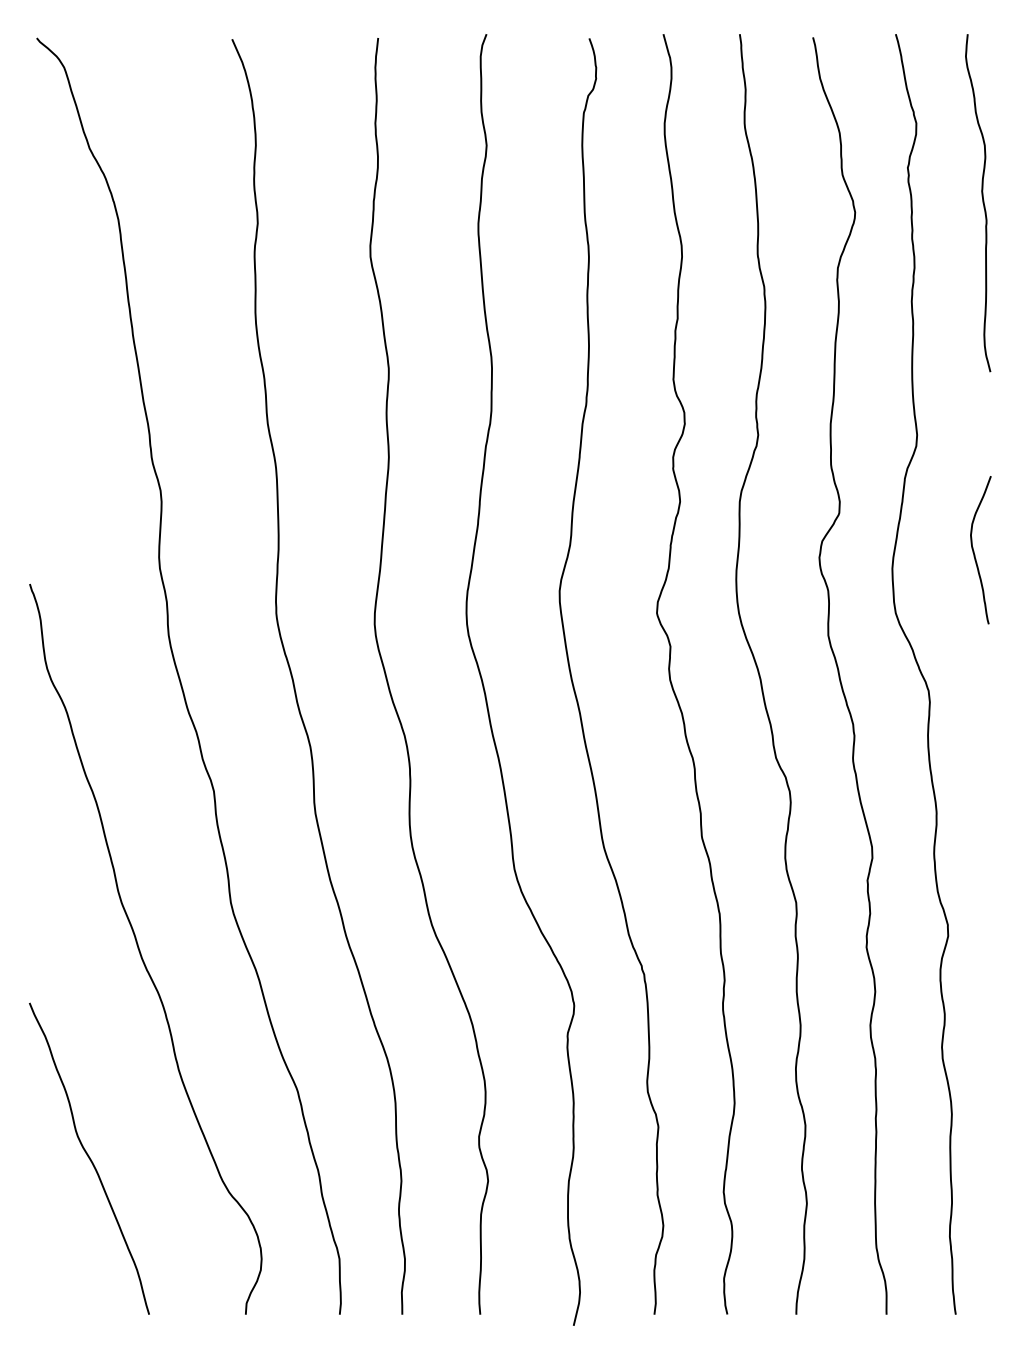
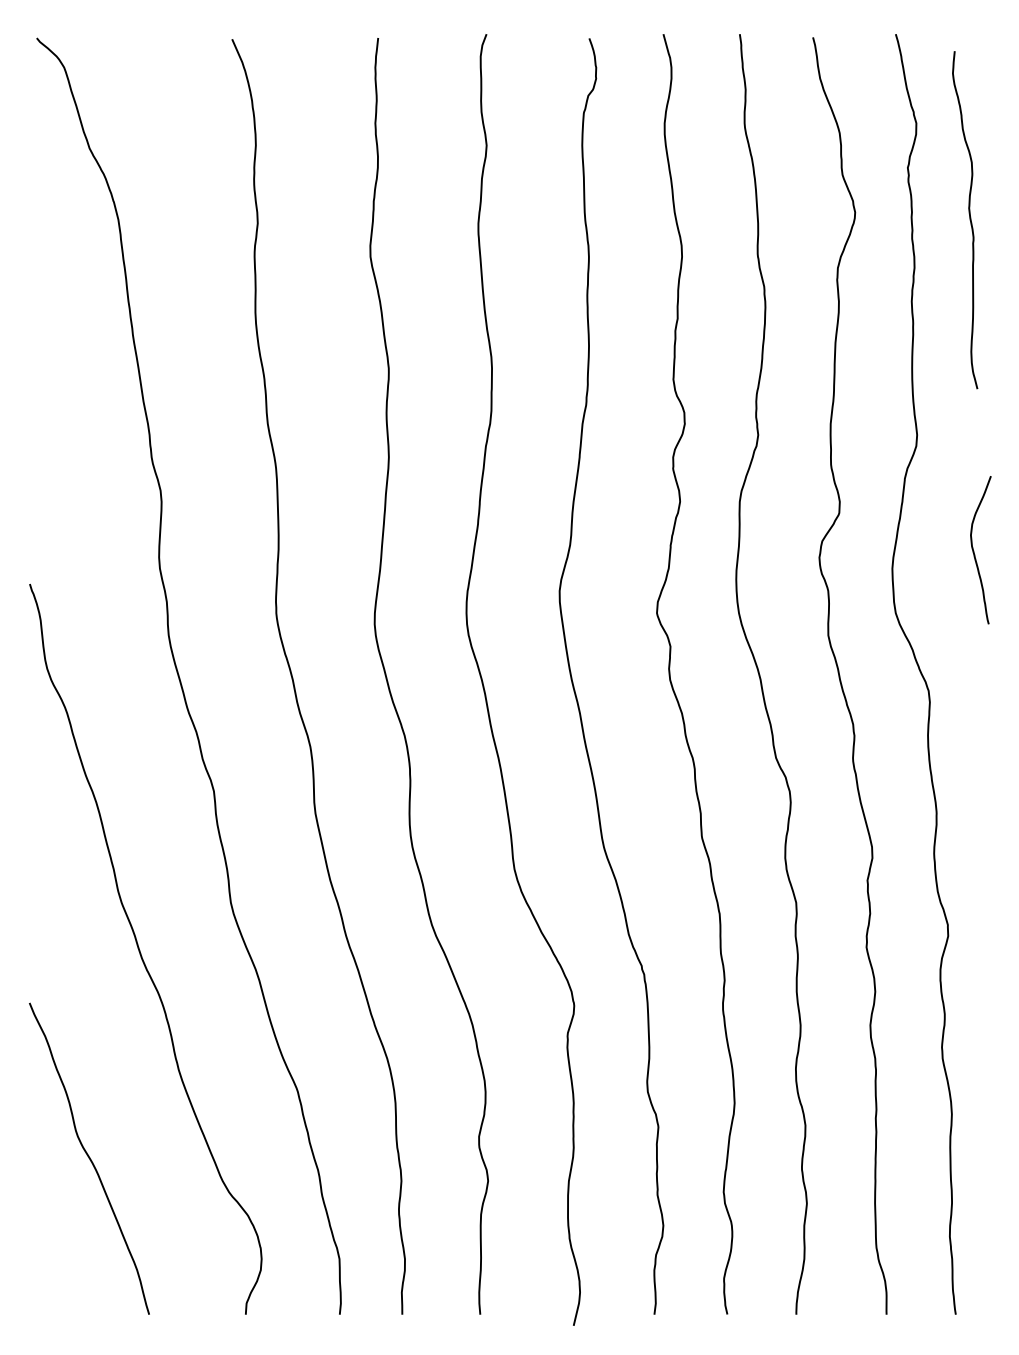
curve position: (982, 203) -> (969, 220) (969, 220)
